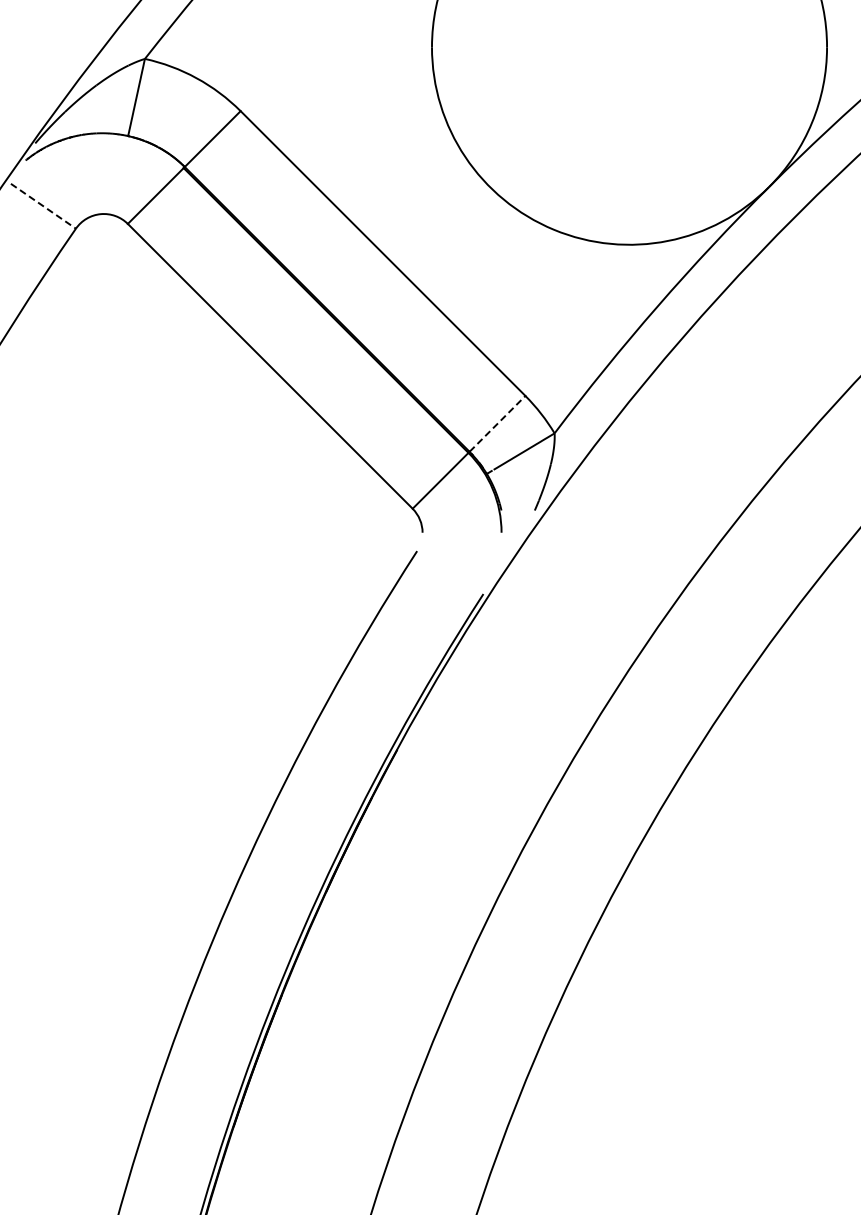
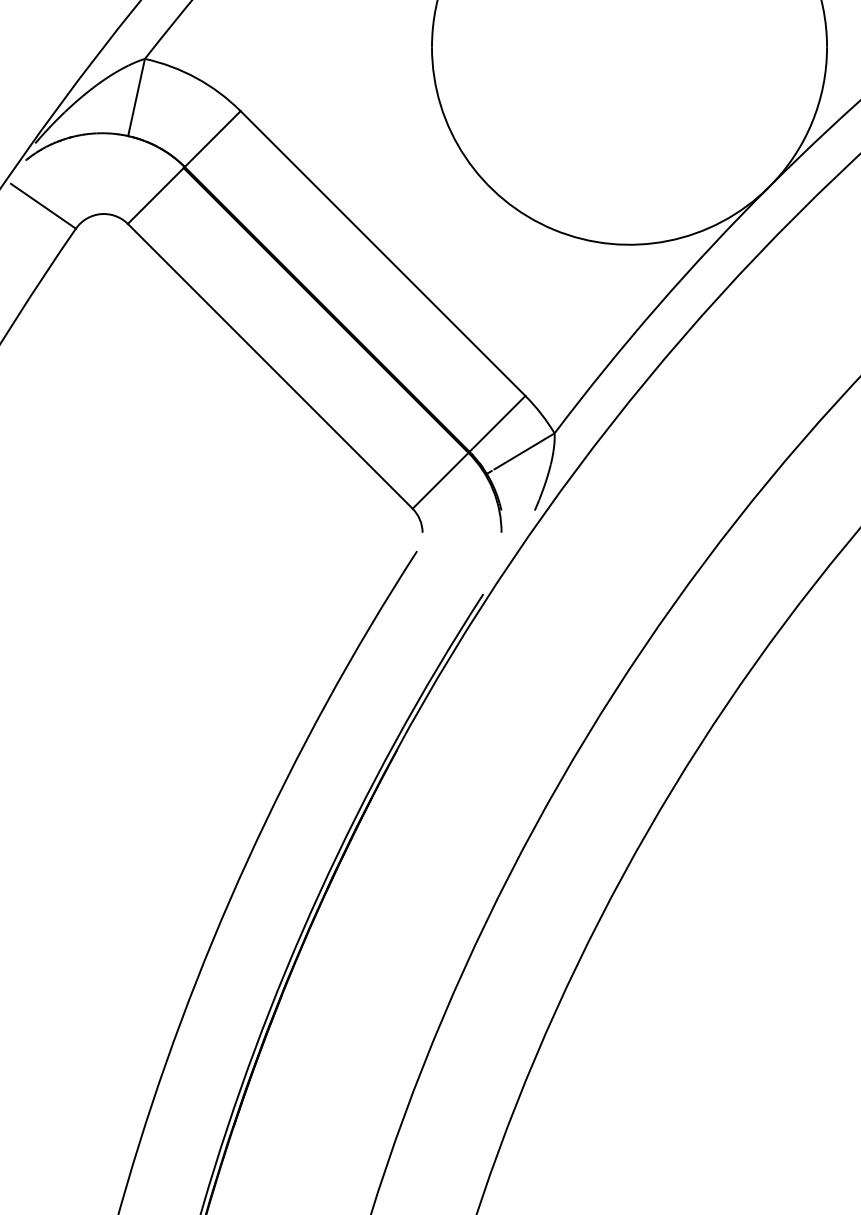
line: dashed -> solid (43, 206)
line: dashed -> solid (497, 423)
